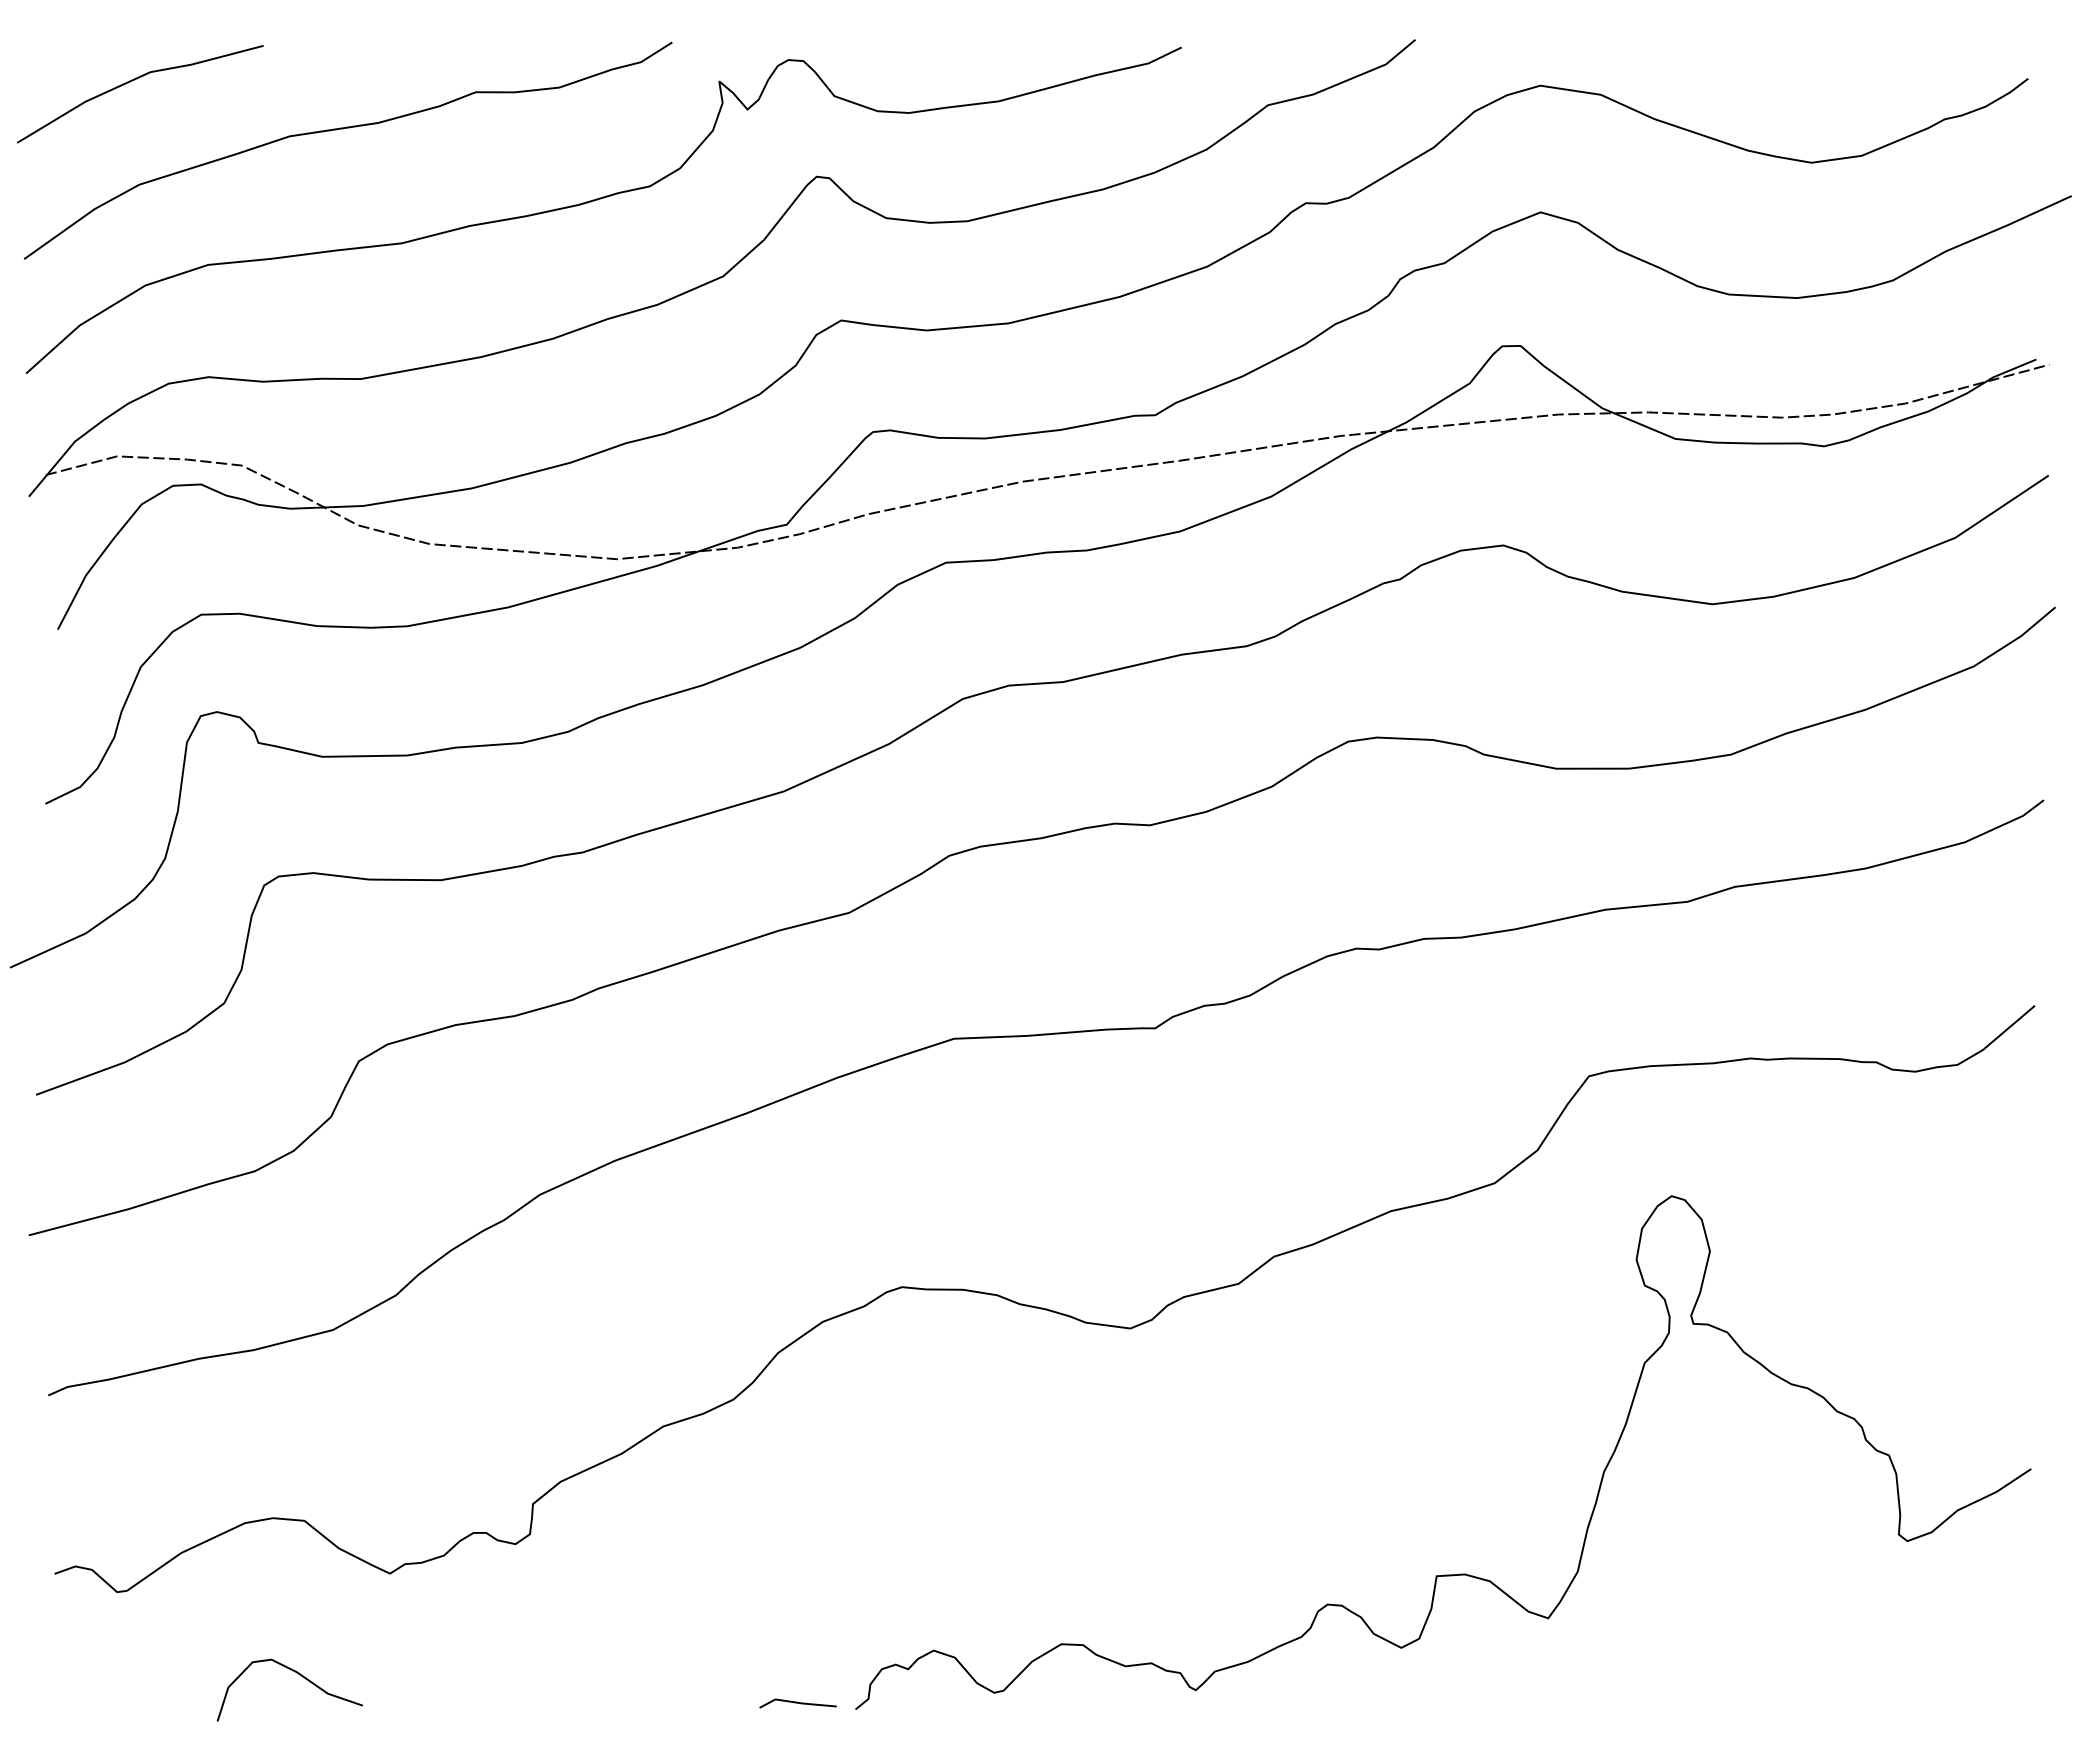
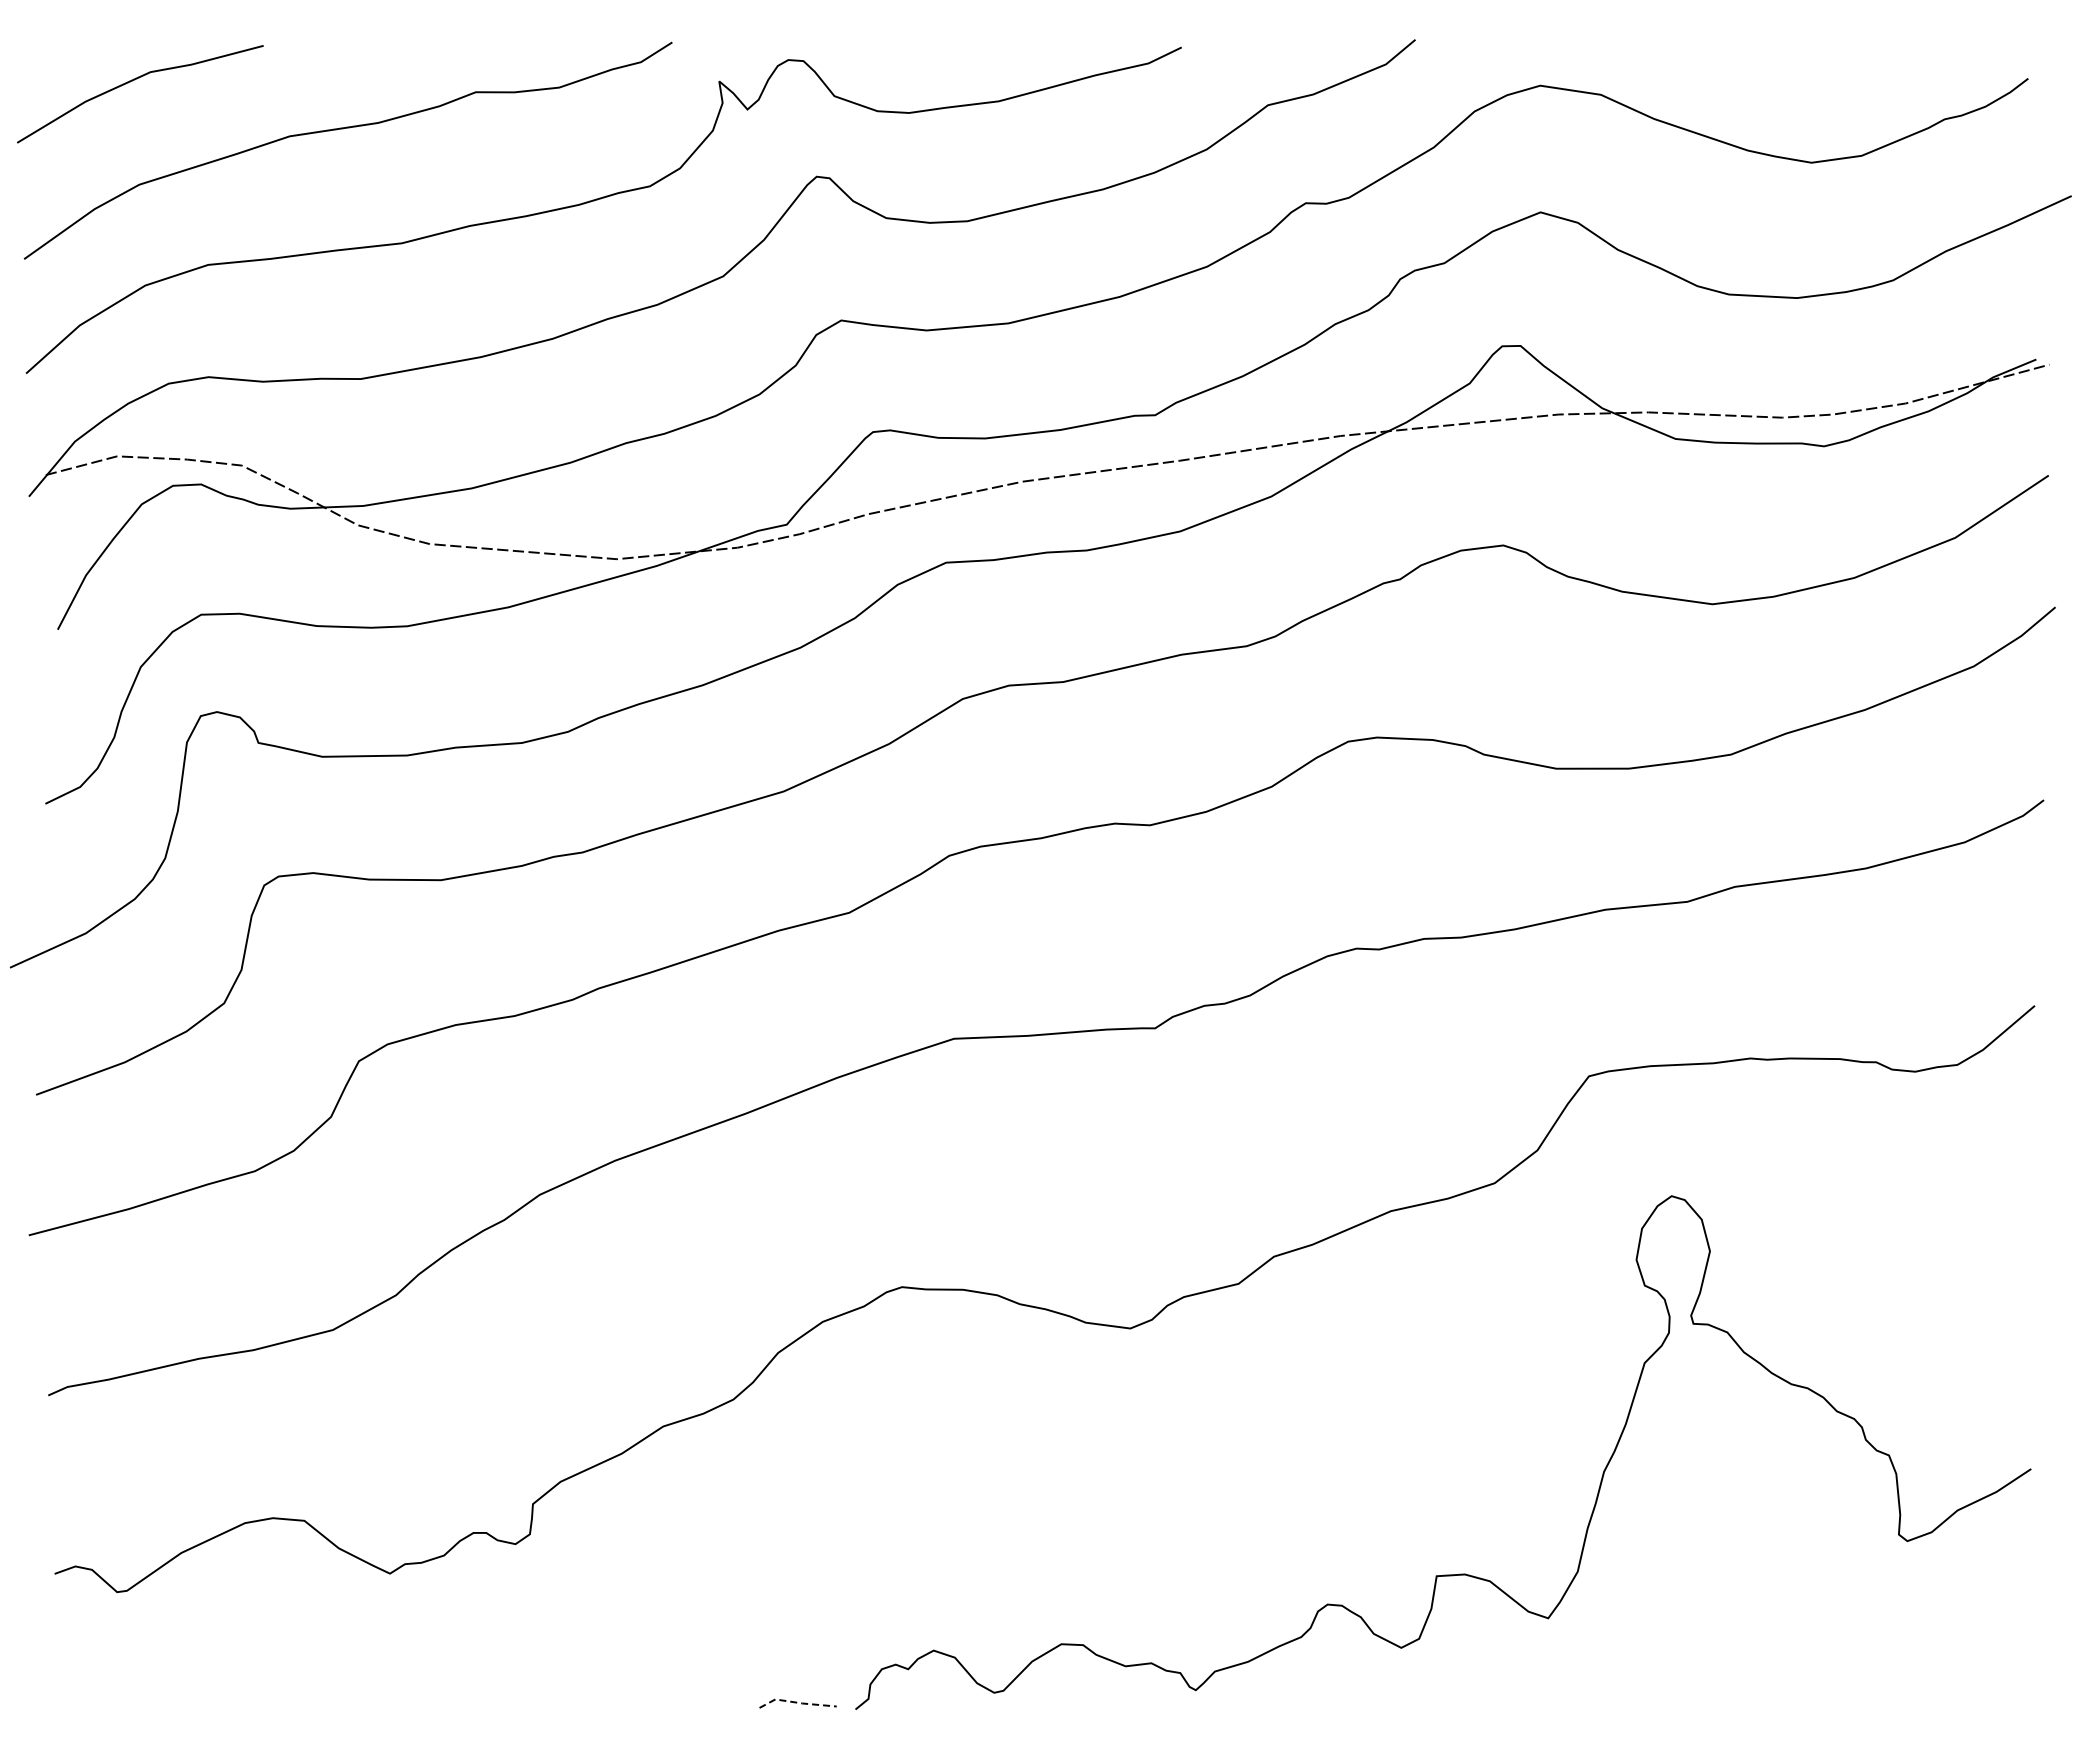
curve: present -> none (299, 1675)
line: solid -> dashed (796, 1702)
